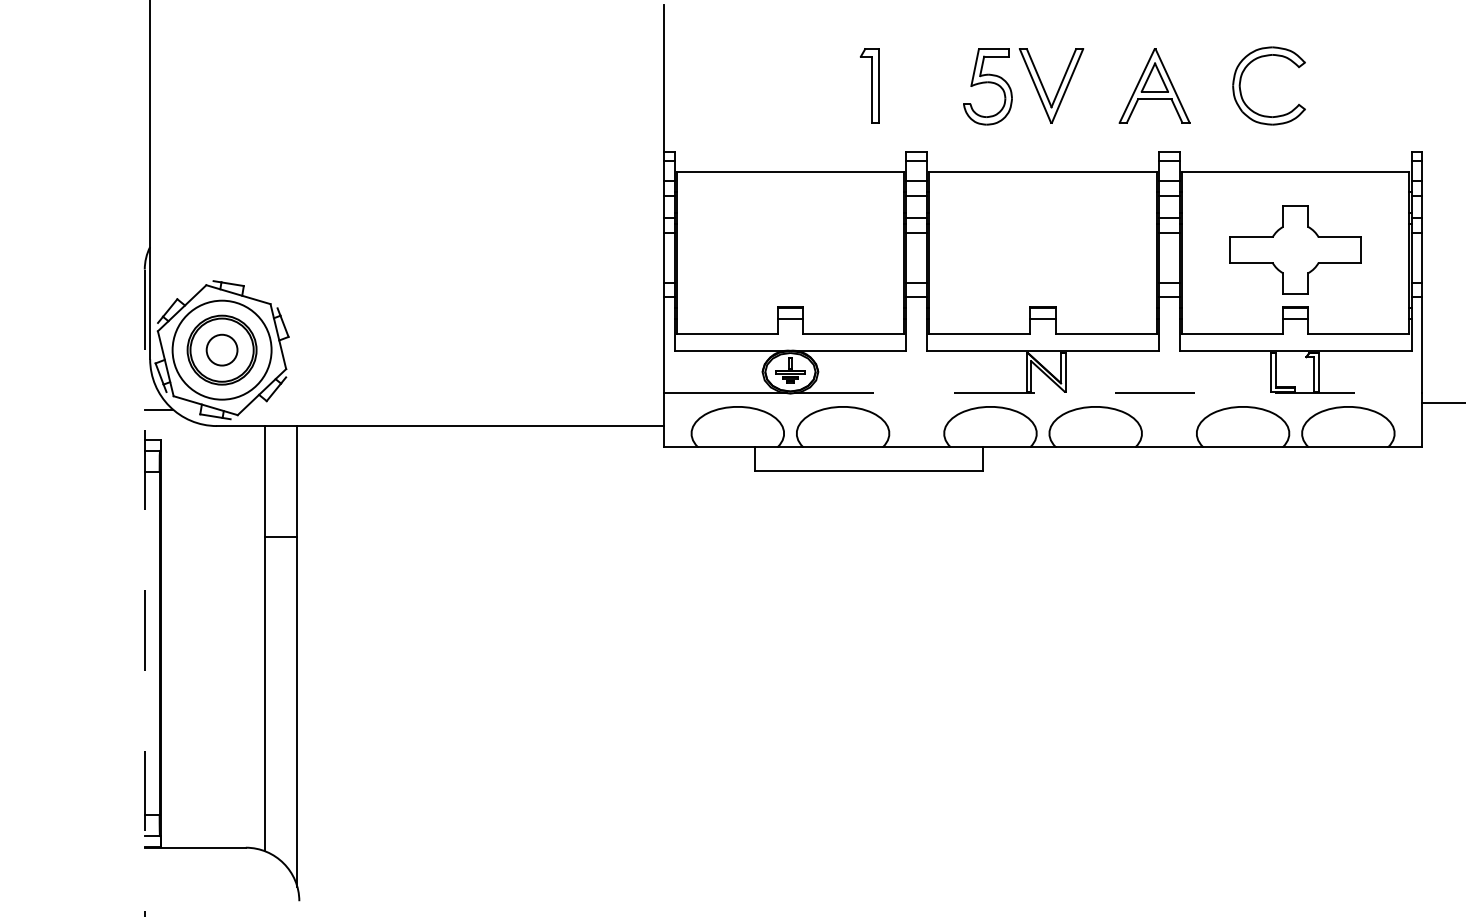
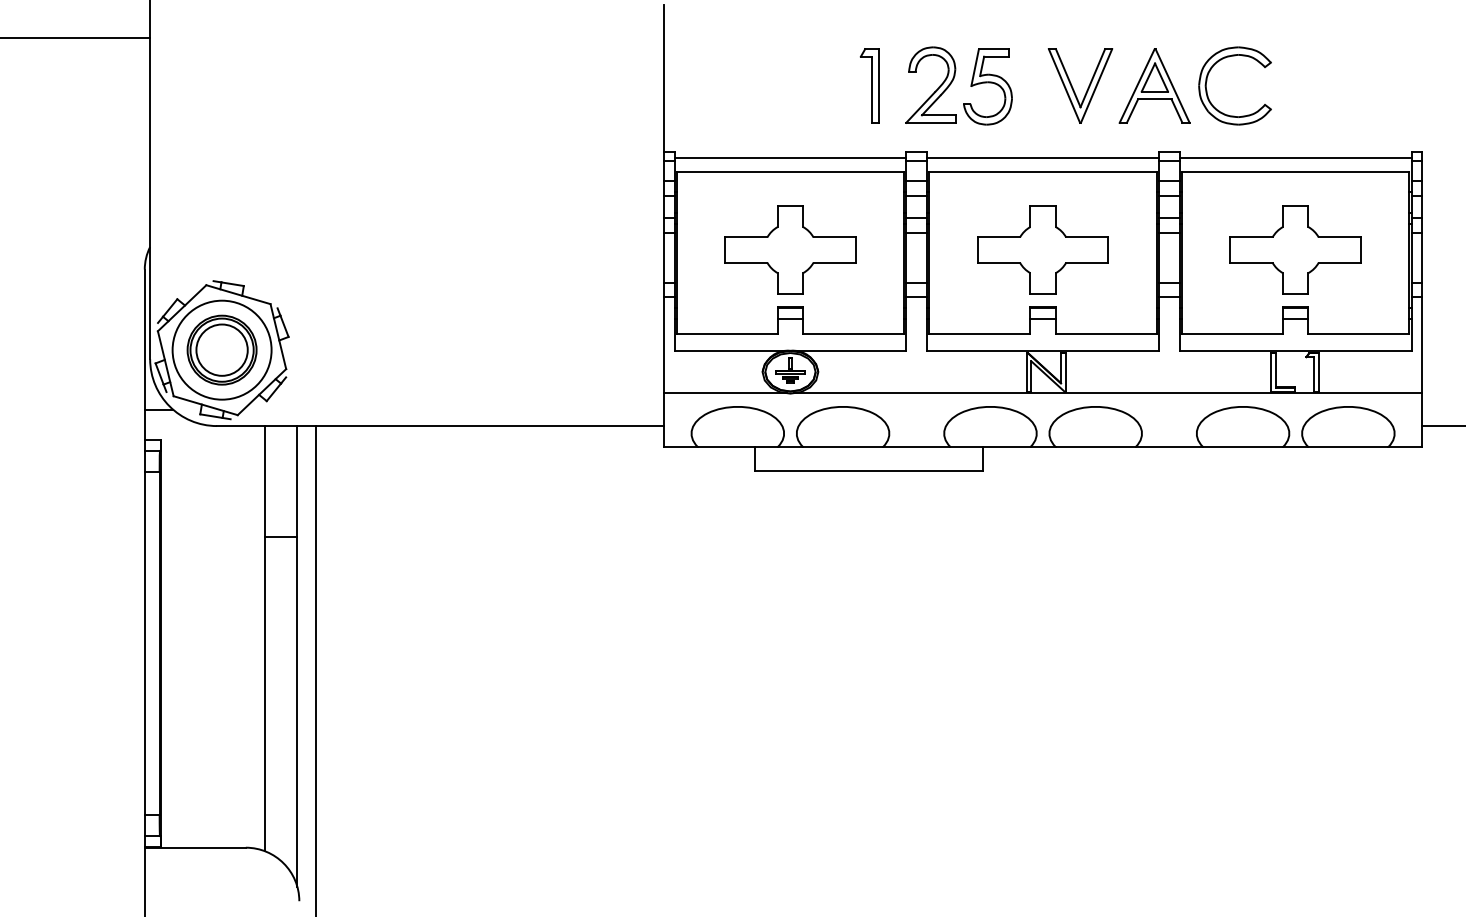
line: none -> present (76, 37)
part position: (1241, 81) -> (1207, 81) (1207, 81)
part position: (1044, 87) -> (1073, 87) (1073, 87)
part: none -> present (936, 89)
line: none -> present (790, 157)
line: none -> present (1042, 157)
line: none -> present (1295, 157)
part: none -> present (790, 249)
part: none -> present (1042, 249)
circle diameter: 31 px -> 51 px (221, 349)
line: dashed -> solid (1108, 393)
line position: (1442, 403) -> (1442, 426) (1442, 426)
line: dashed -> solid (144, 593)
line: none -> present (315, 669)
